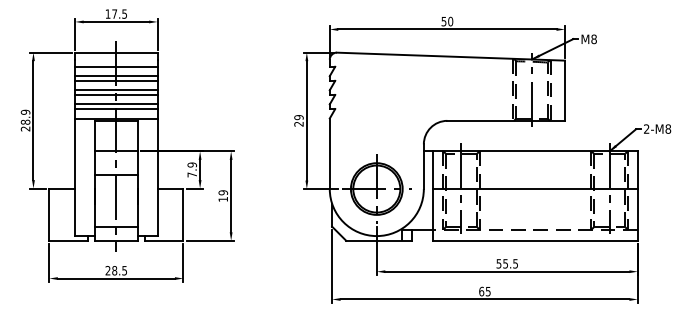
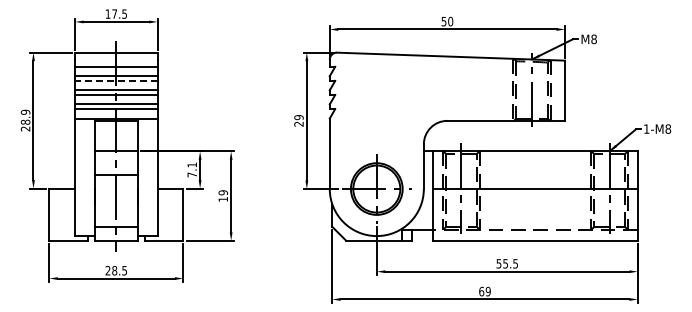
line: solid -> dashed (115, 80)
text: 2-M8 -> 1-M8 (646, 128)
text: 7.9 -> 7.1 (192, 164)
text: 65 -> 69 (487, 290)
